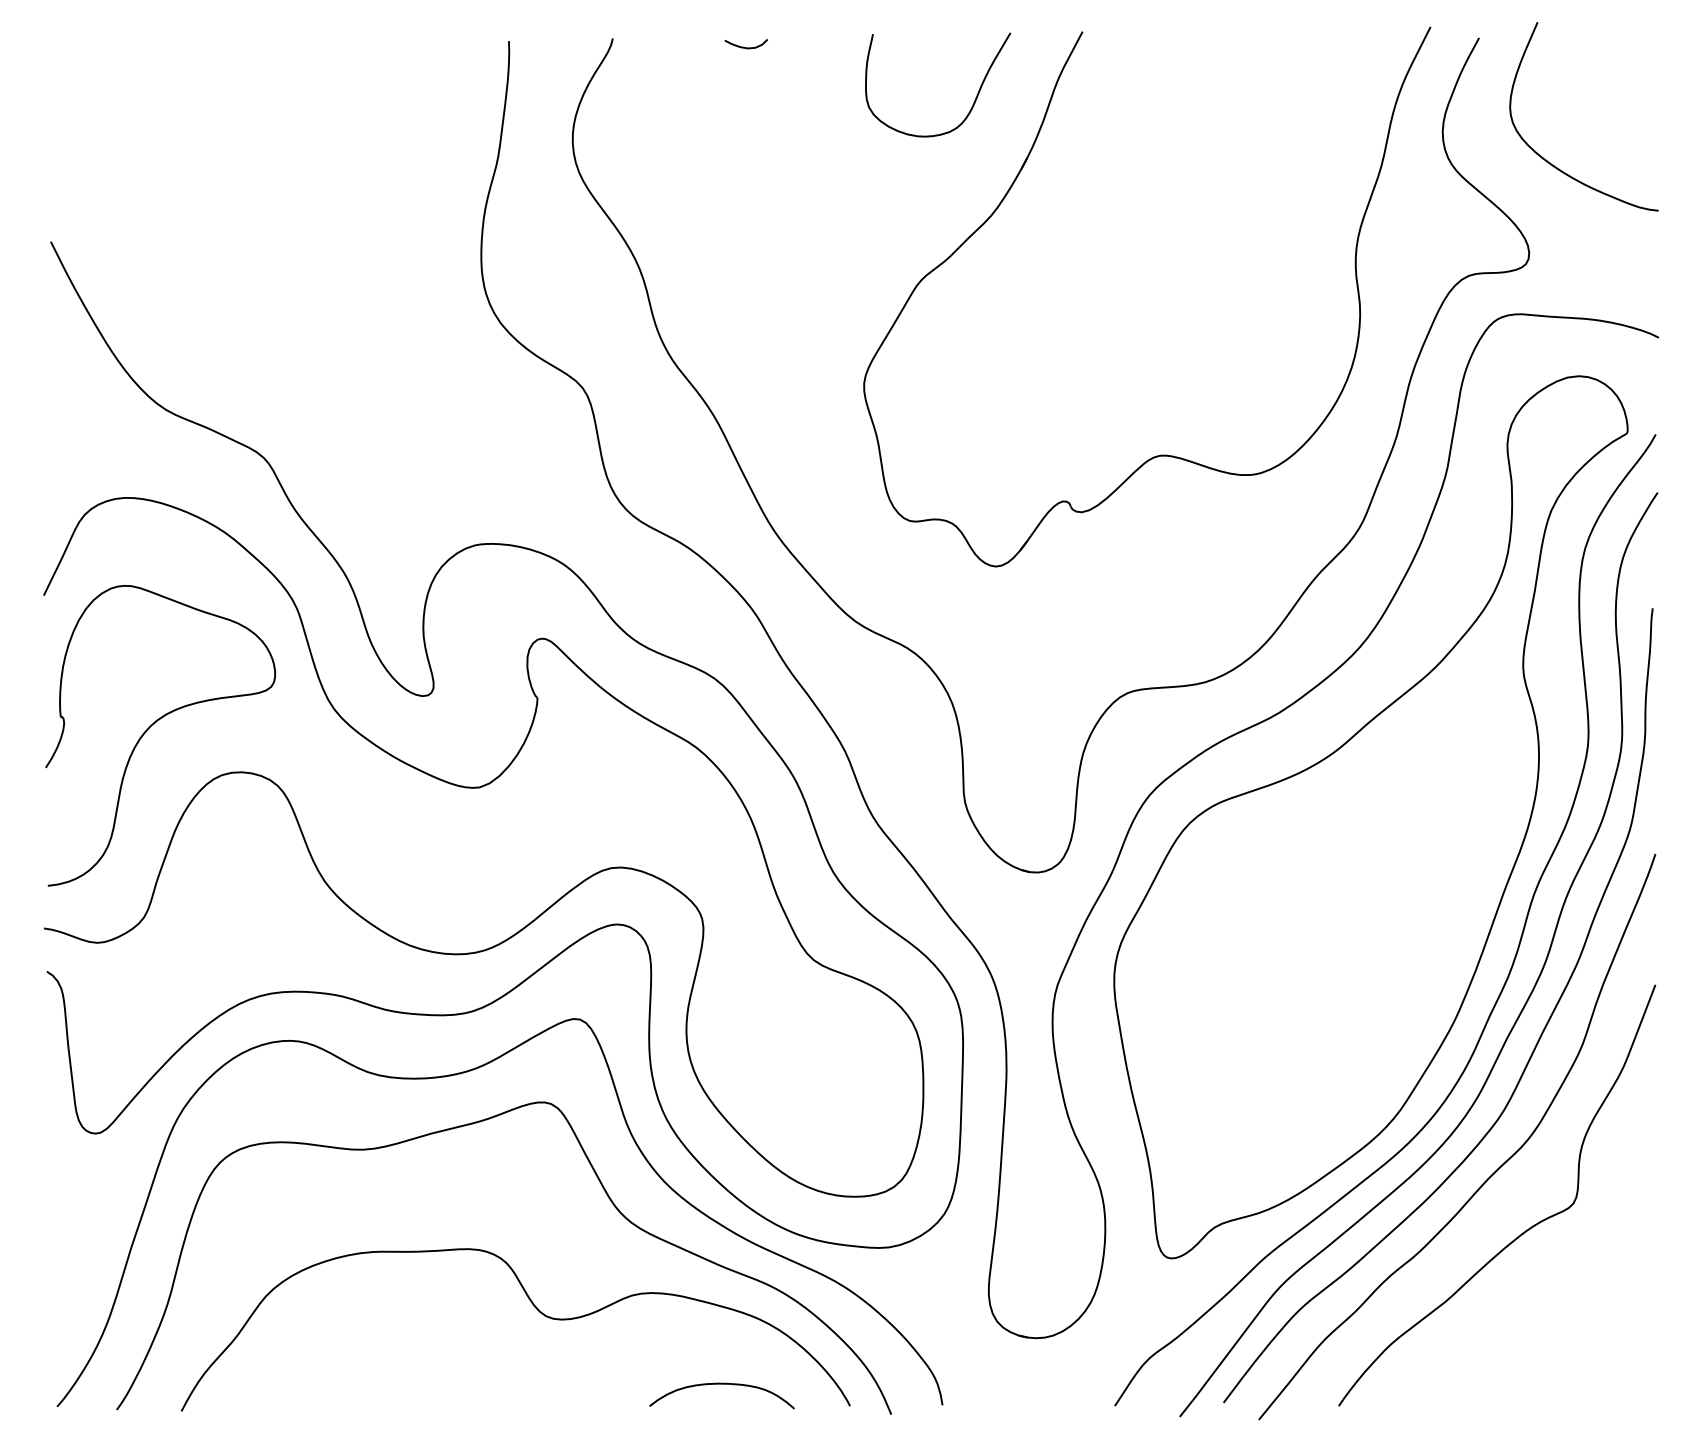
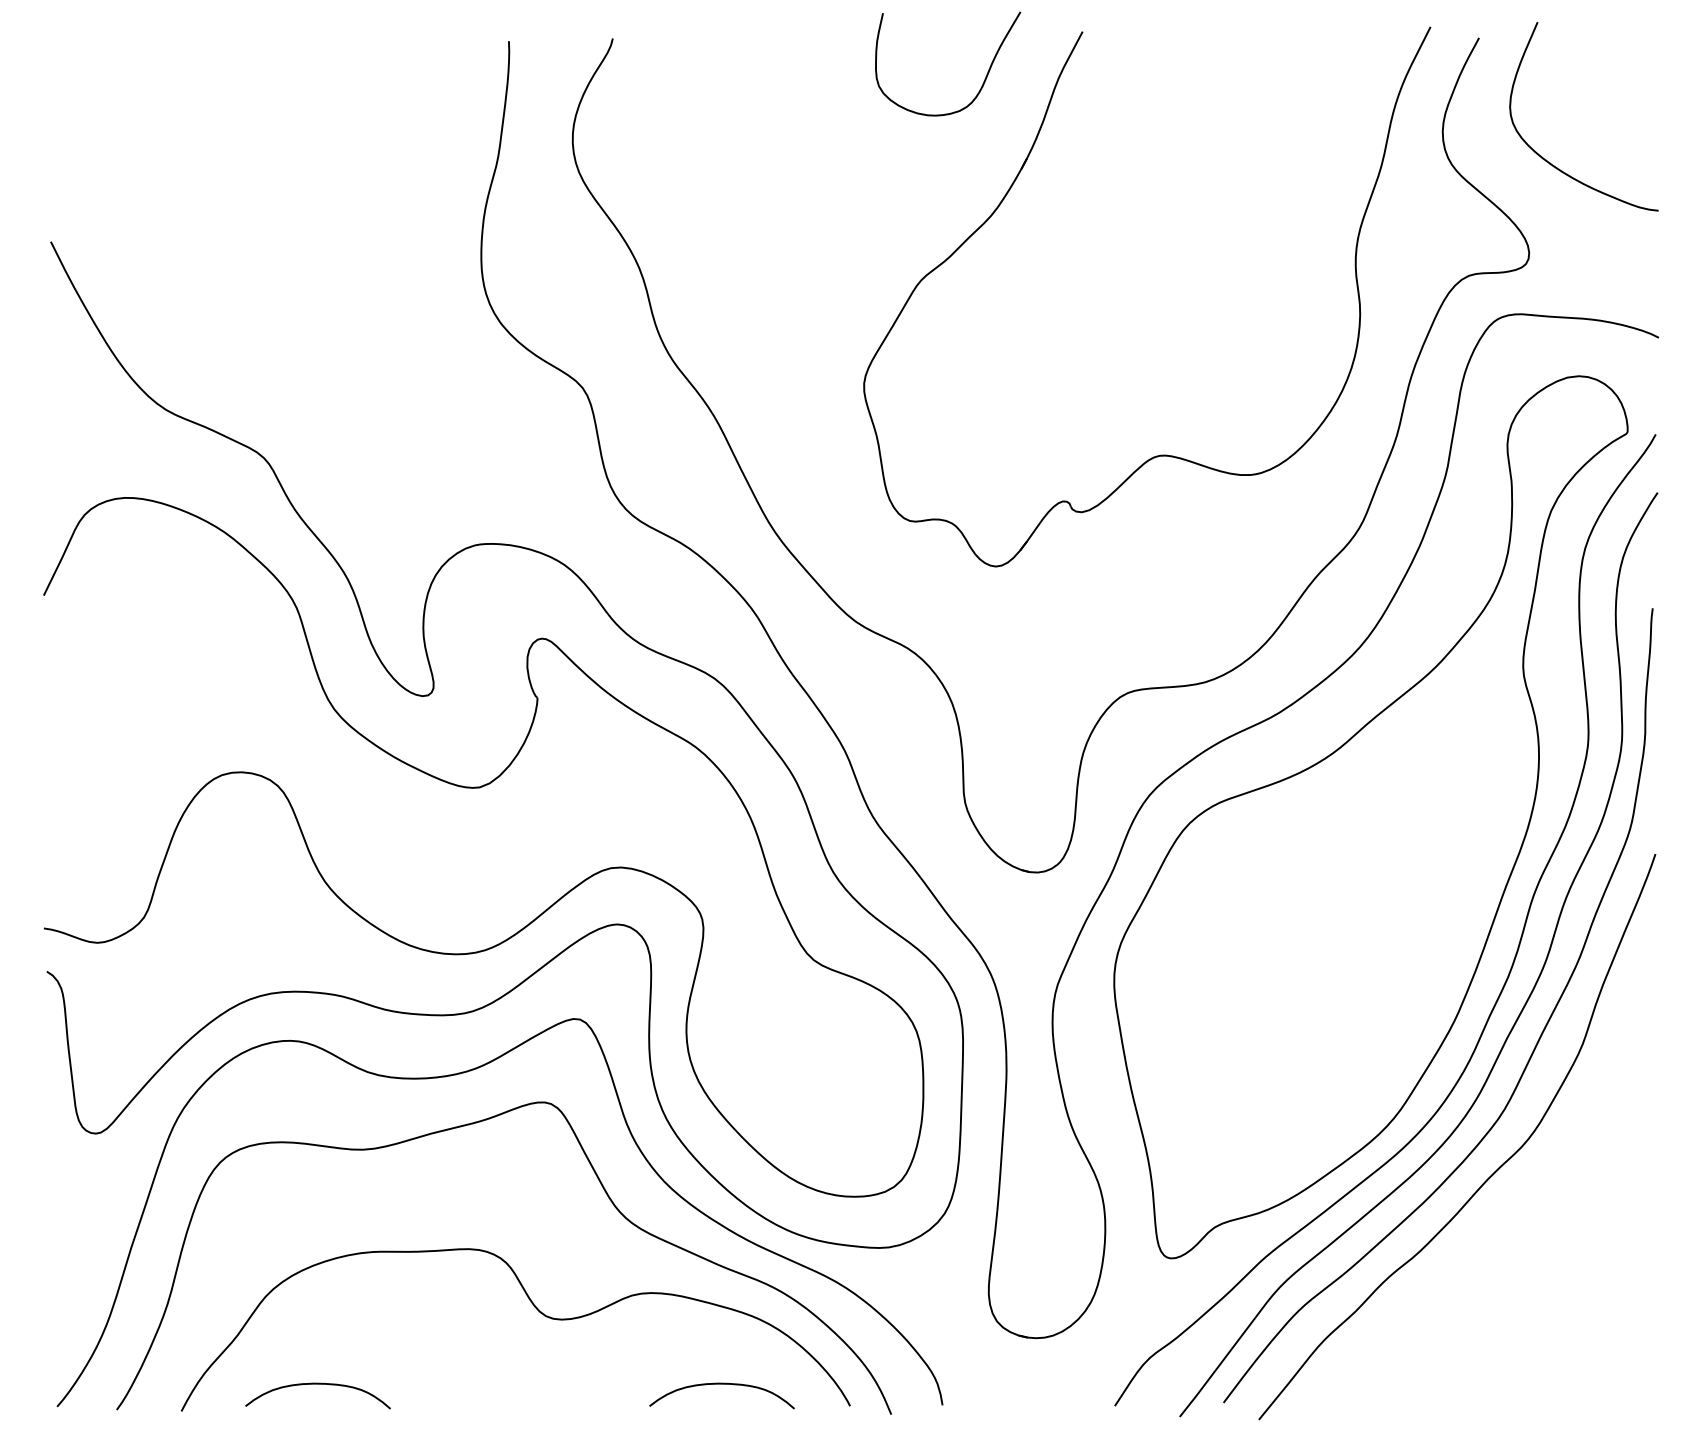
curve: present -> none (744, 46)
curve position: (975, 97) -> (985, 76) (985, 76)
part: present -> none (154, 724)
curve: present -> none (1522, 1232)
curve: none -> present (317, 1384)
